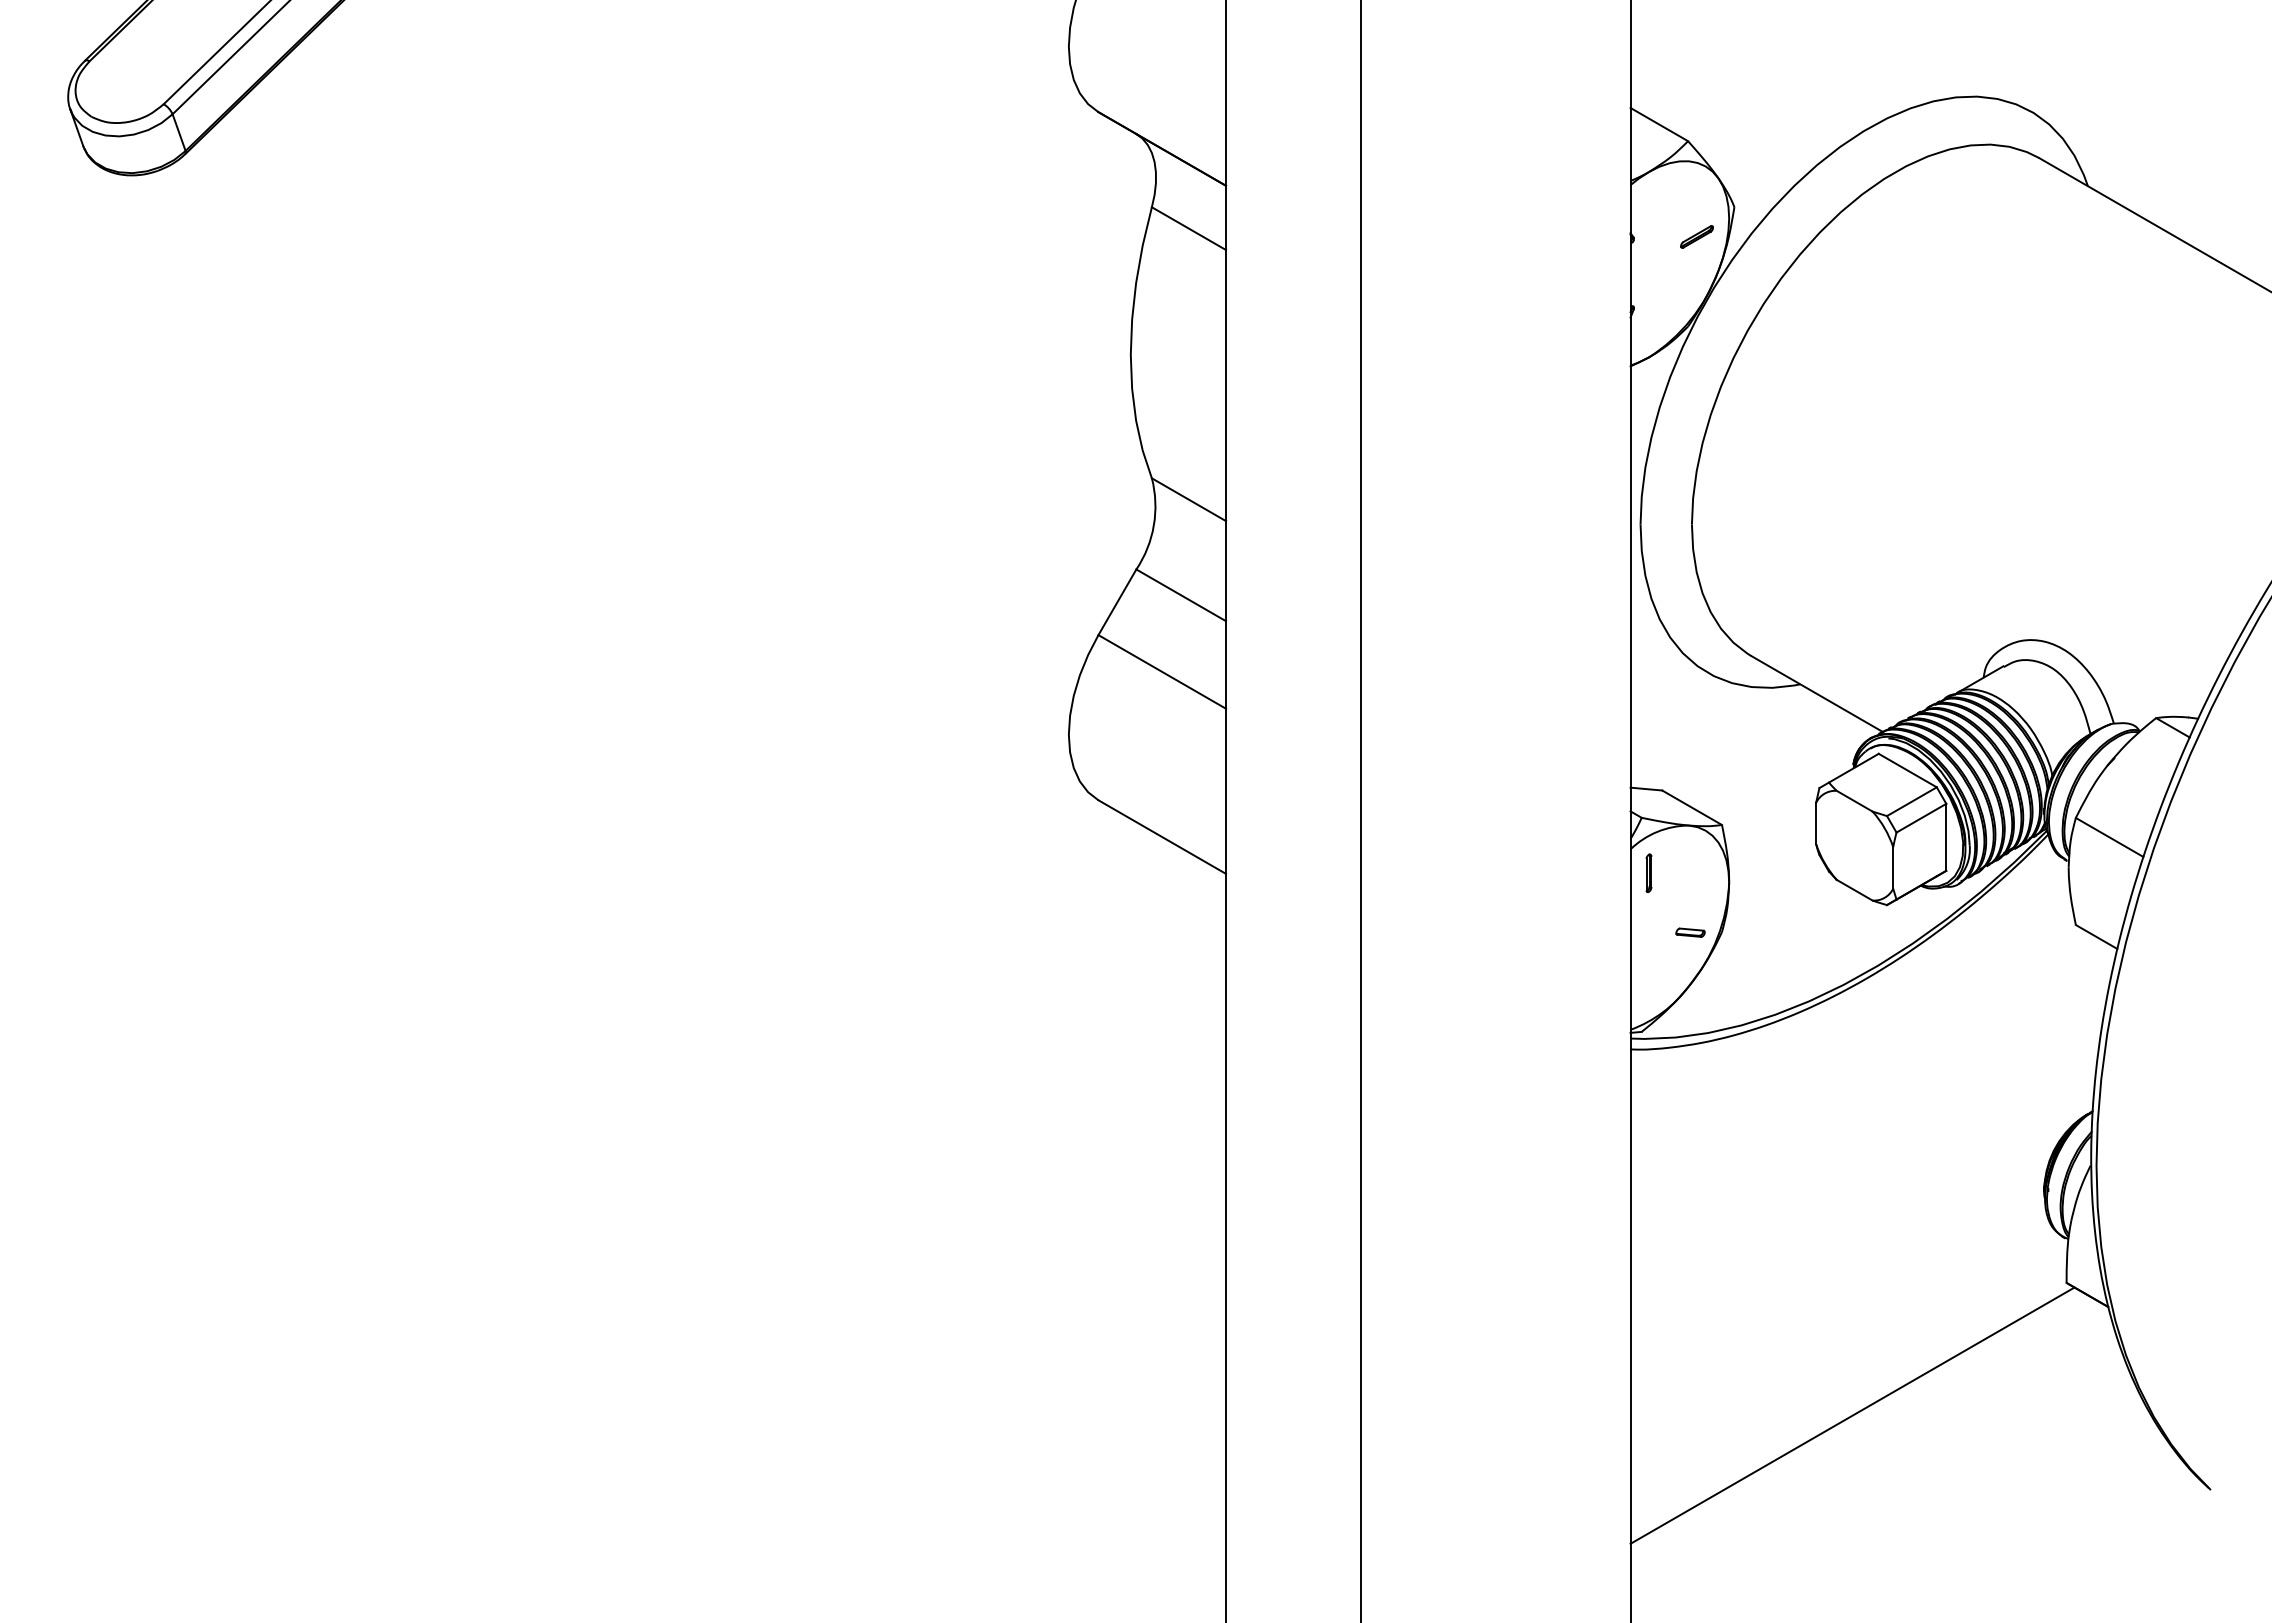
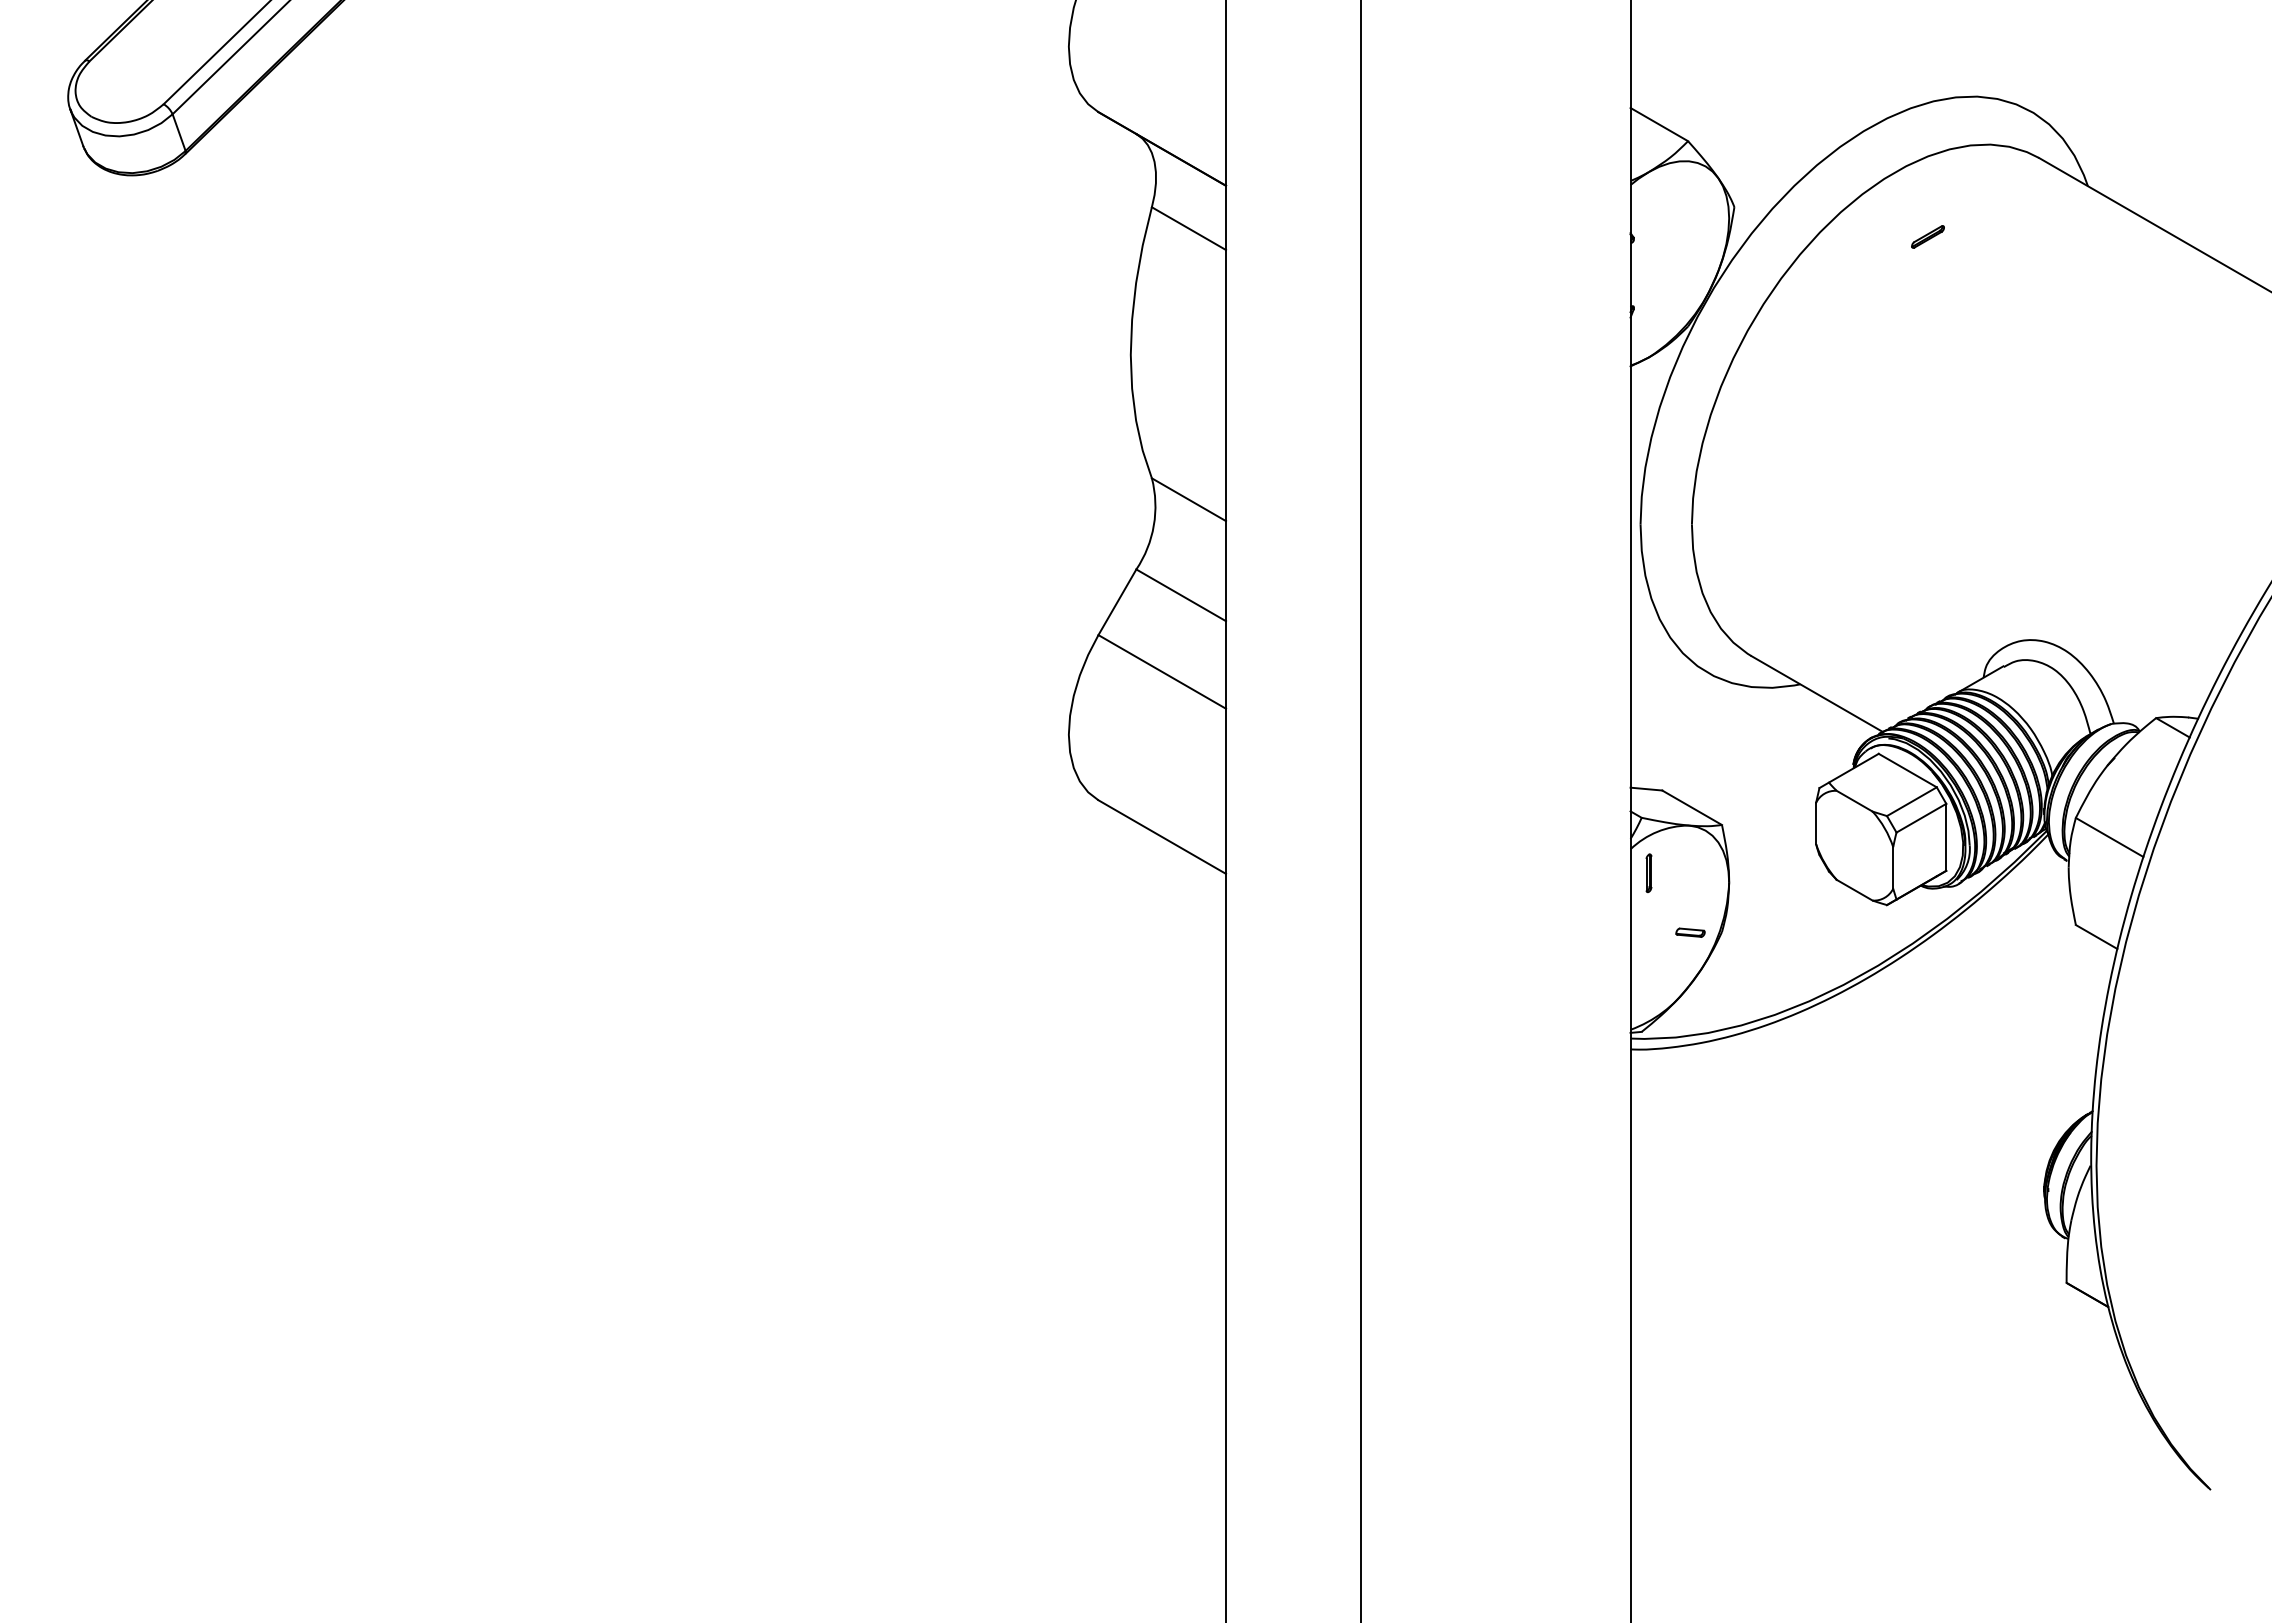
part position: (1696, 236) -> (1927, 236) (1927, 236)
line: present -> none (1852, 1415)
